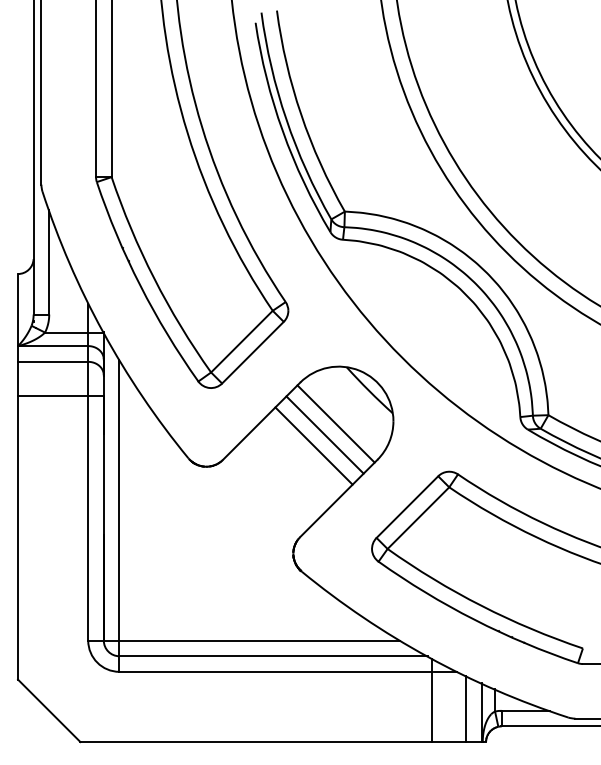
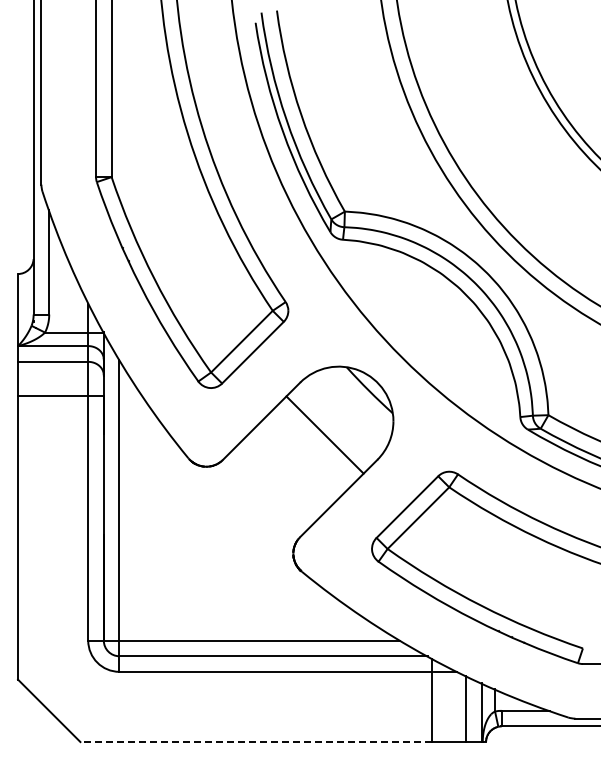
line: present -> none (335, 423)
line: present -> none (313, 445)
line: solid -> dashed (256, 742)
